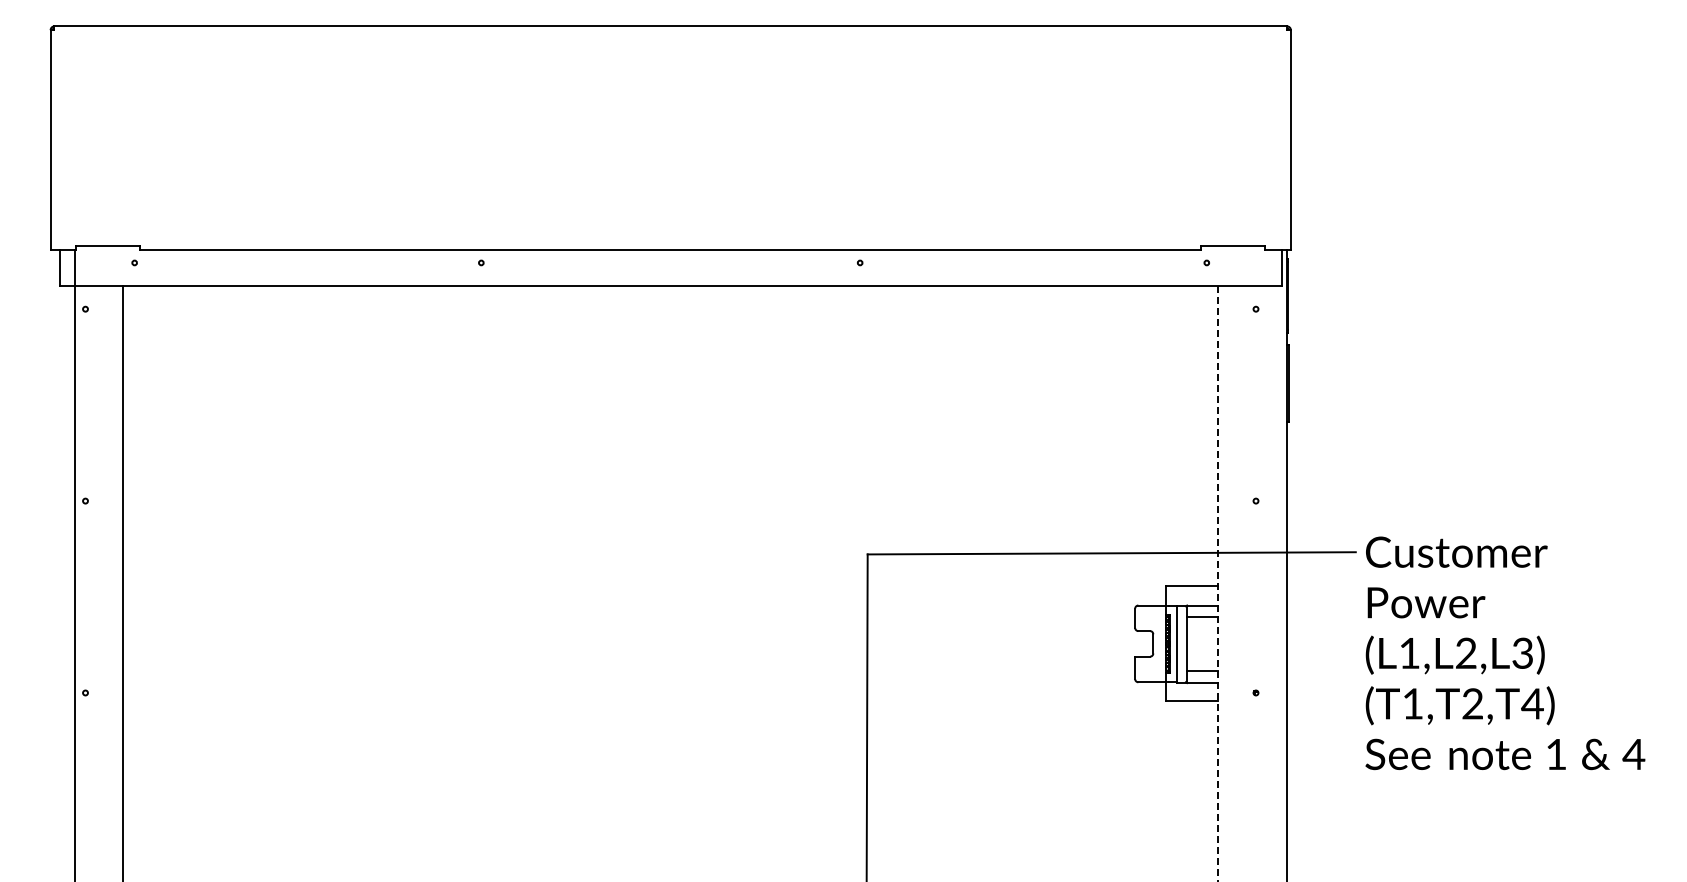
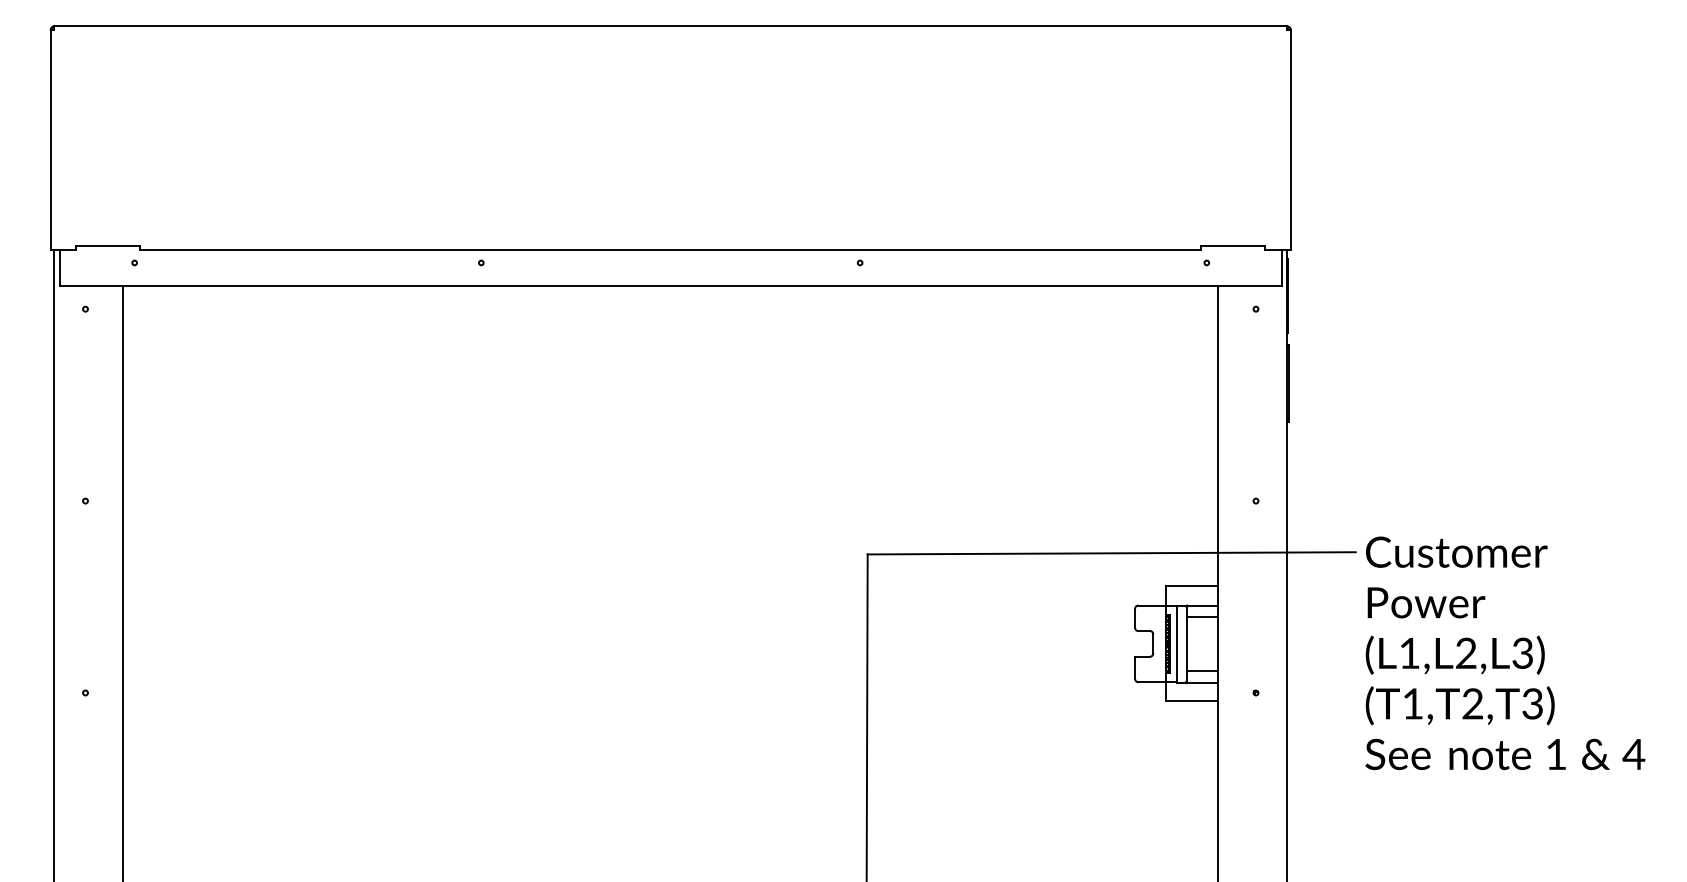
line position: (75, 563) -> (54, 563) (54, 563)
line: dashed -> solid (1218, 583)
text: (T1,T2,T4) -> (T1,T2,T3) (1532, 703)
